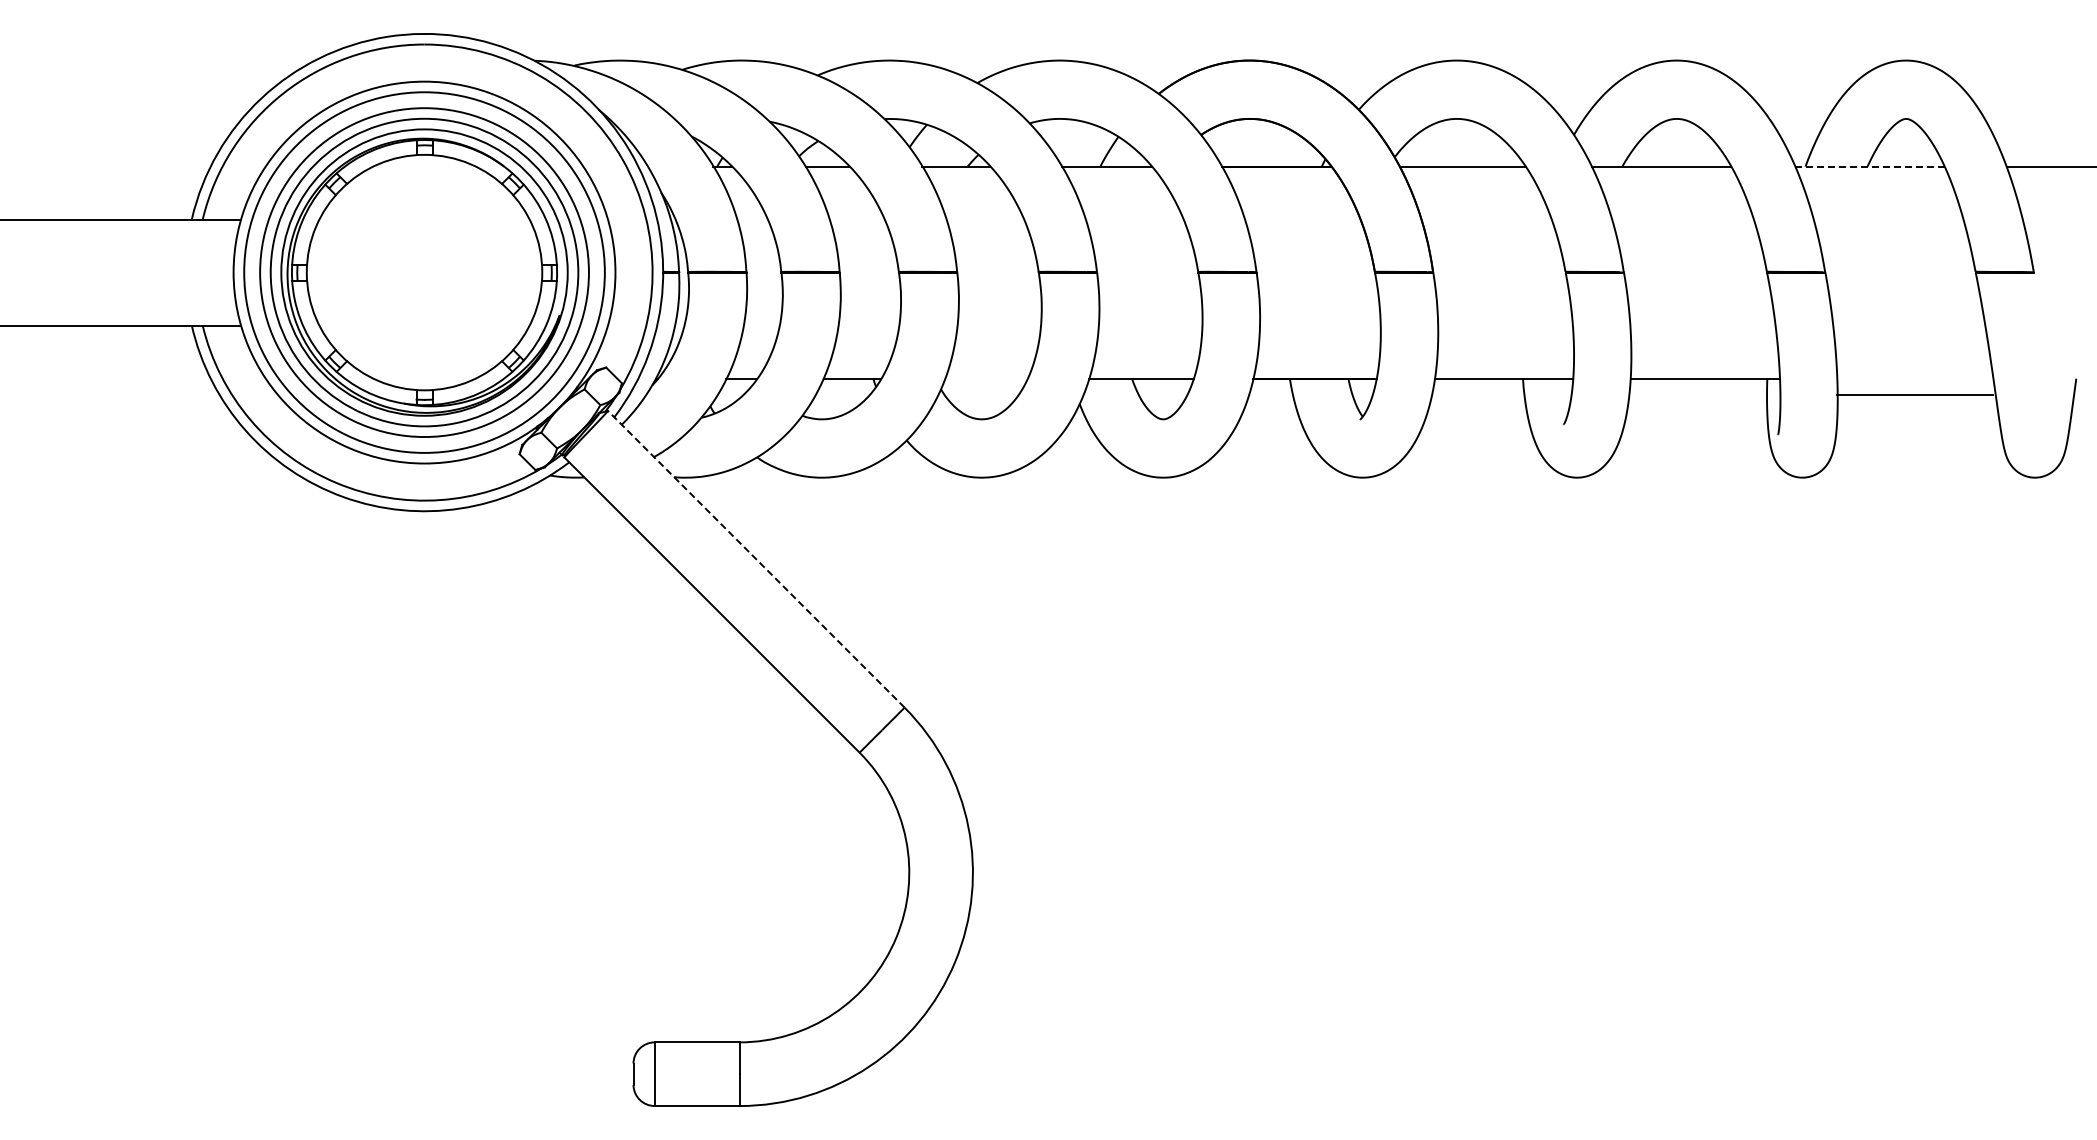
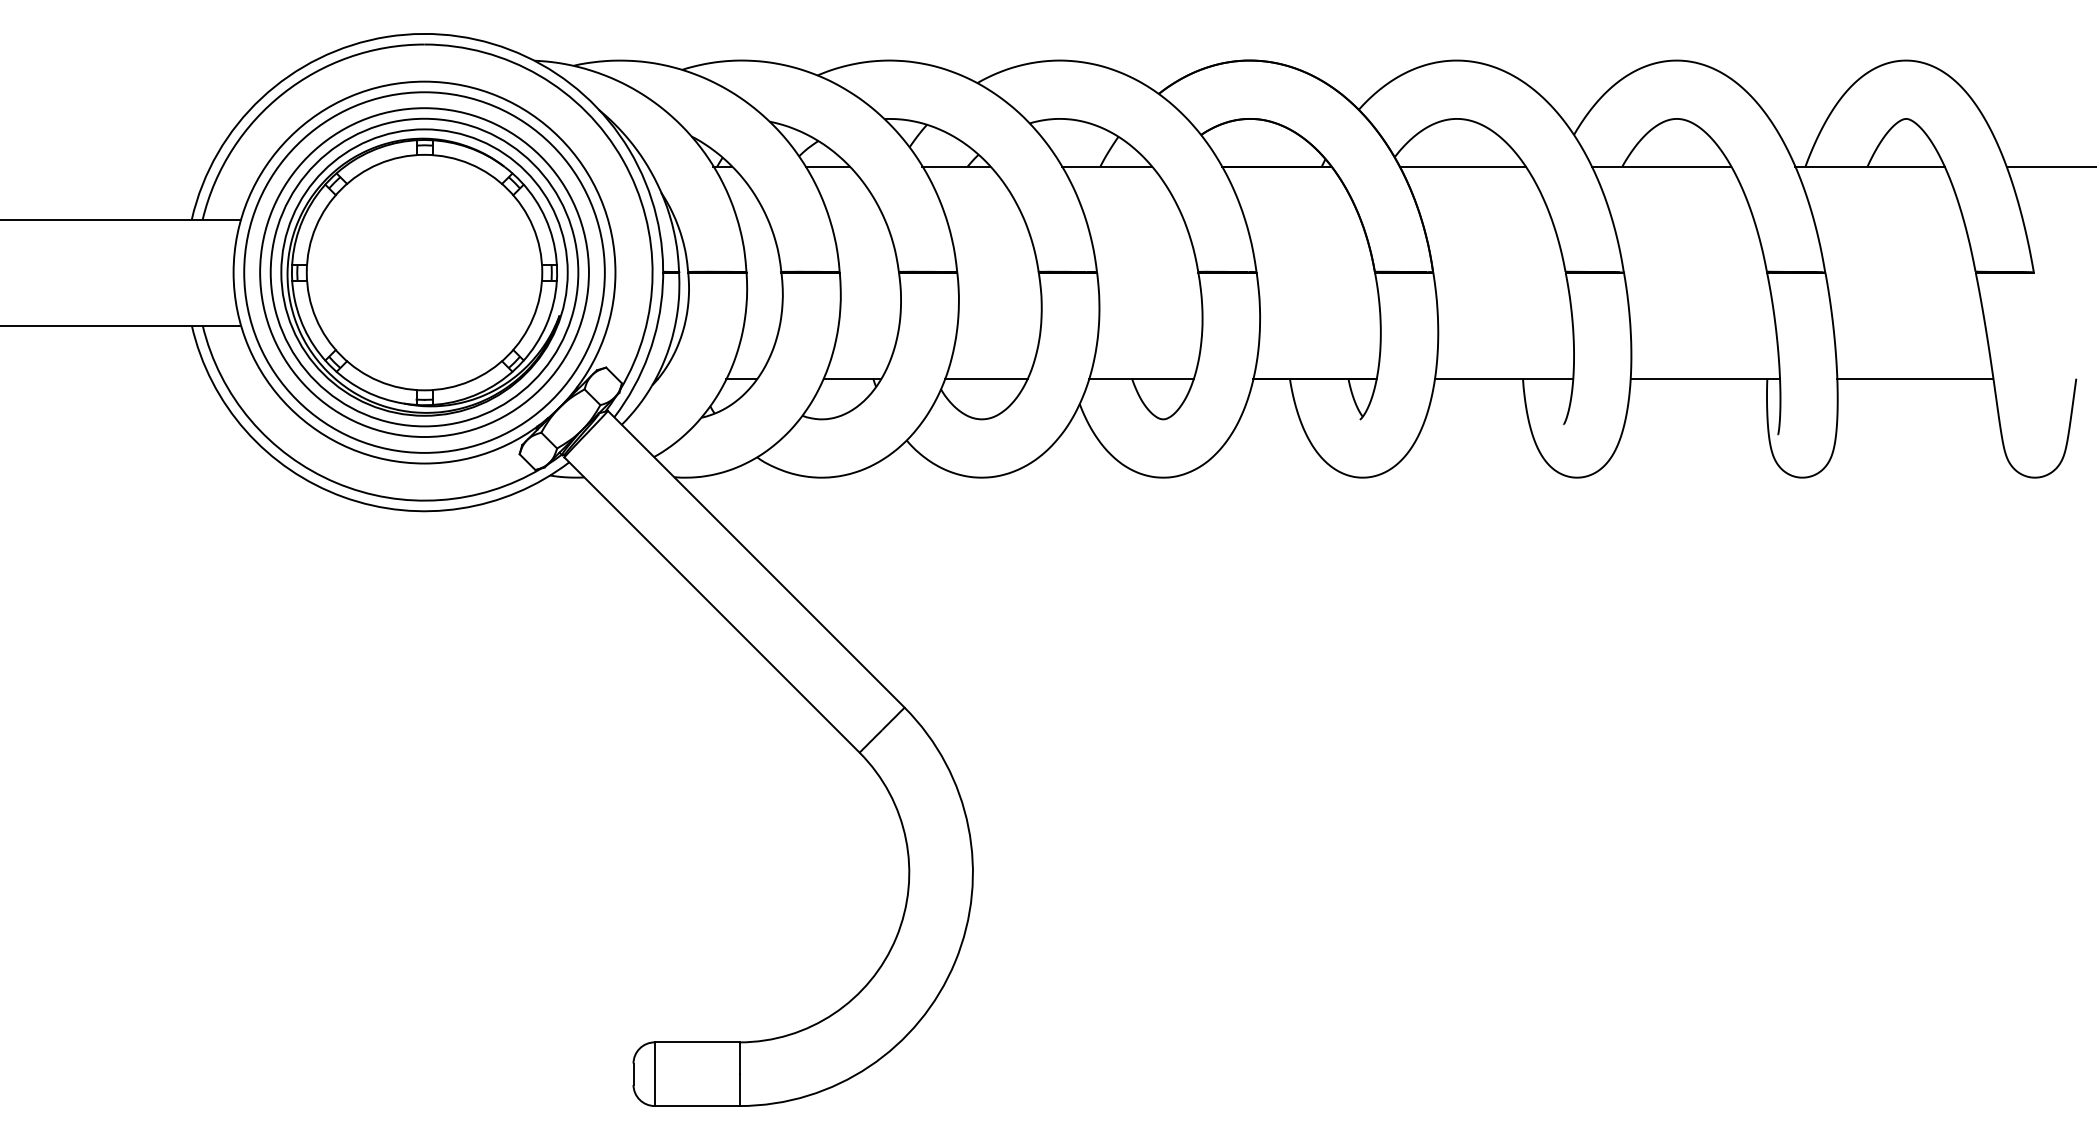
line: dashed -> solid (1869, 166)
line: none -> present (986, 378)
line position: (1915, 394) -> (1915, 378) (1915, 378)
line: dashed -> solid (756, 559)
